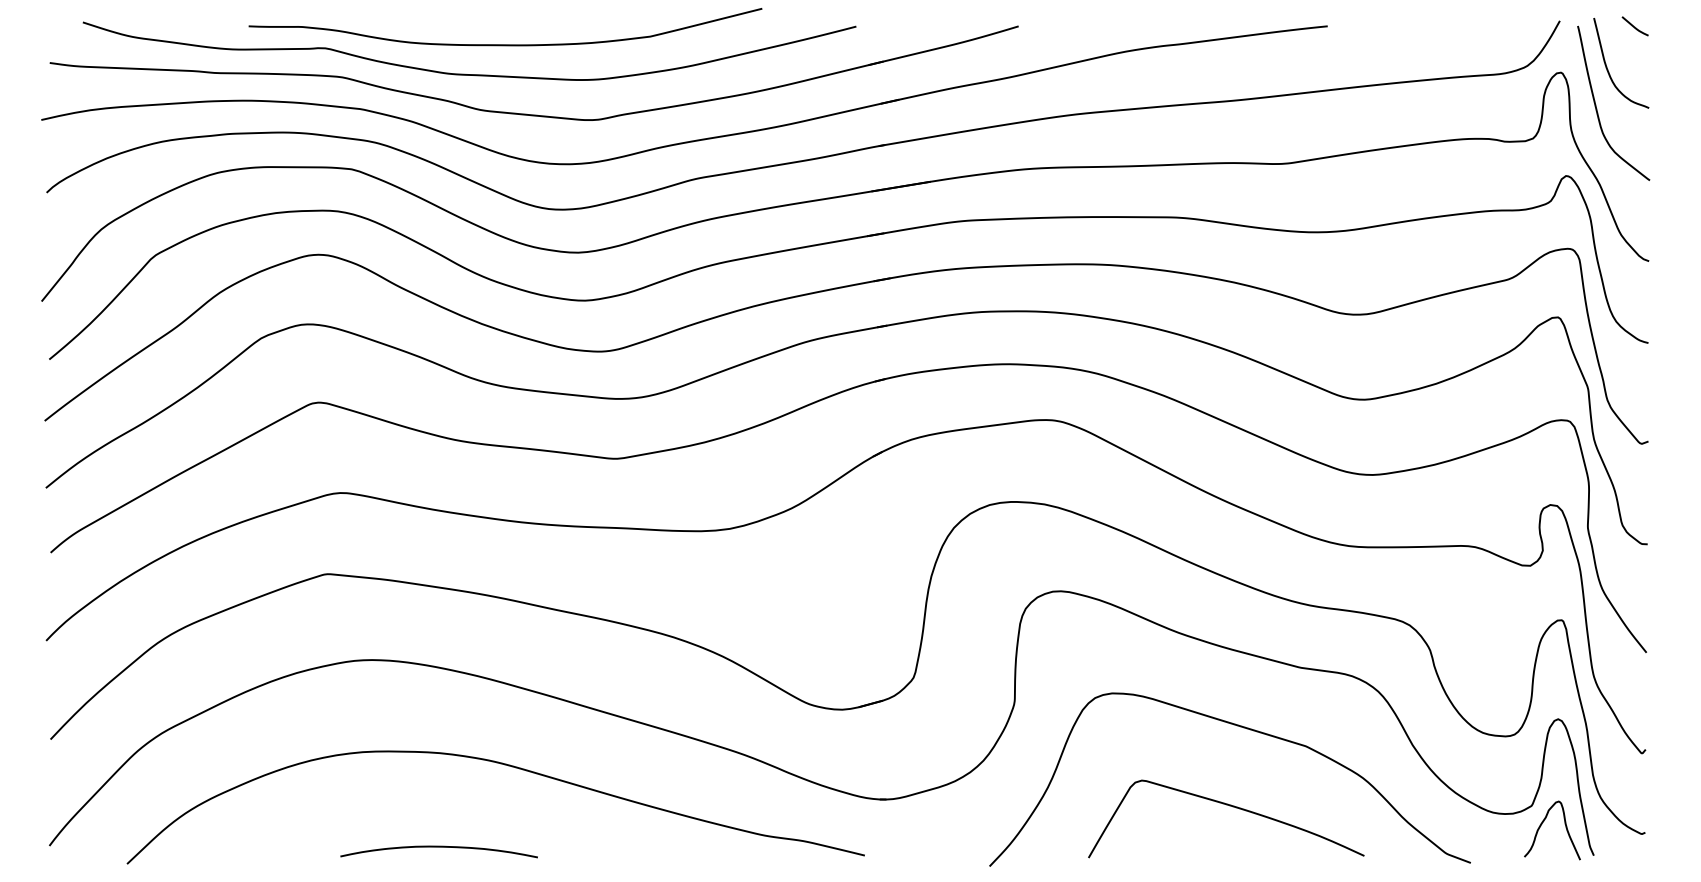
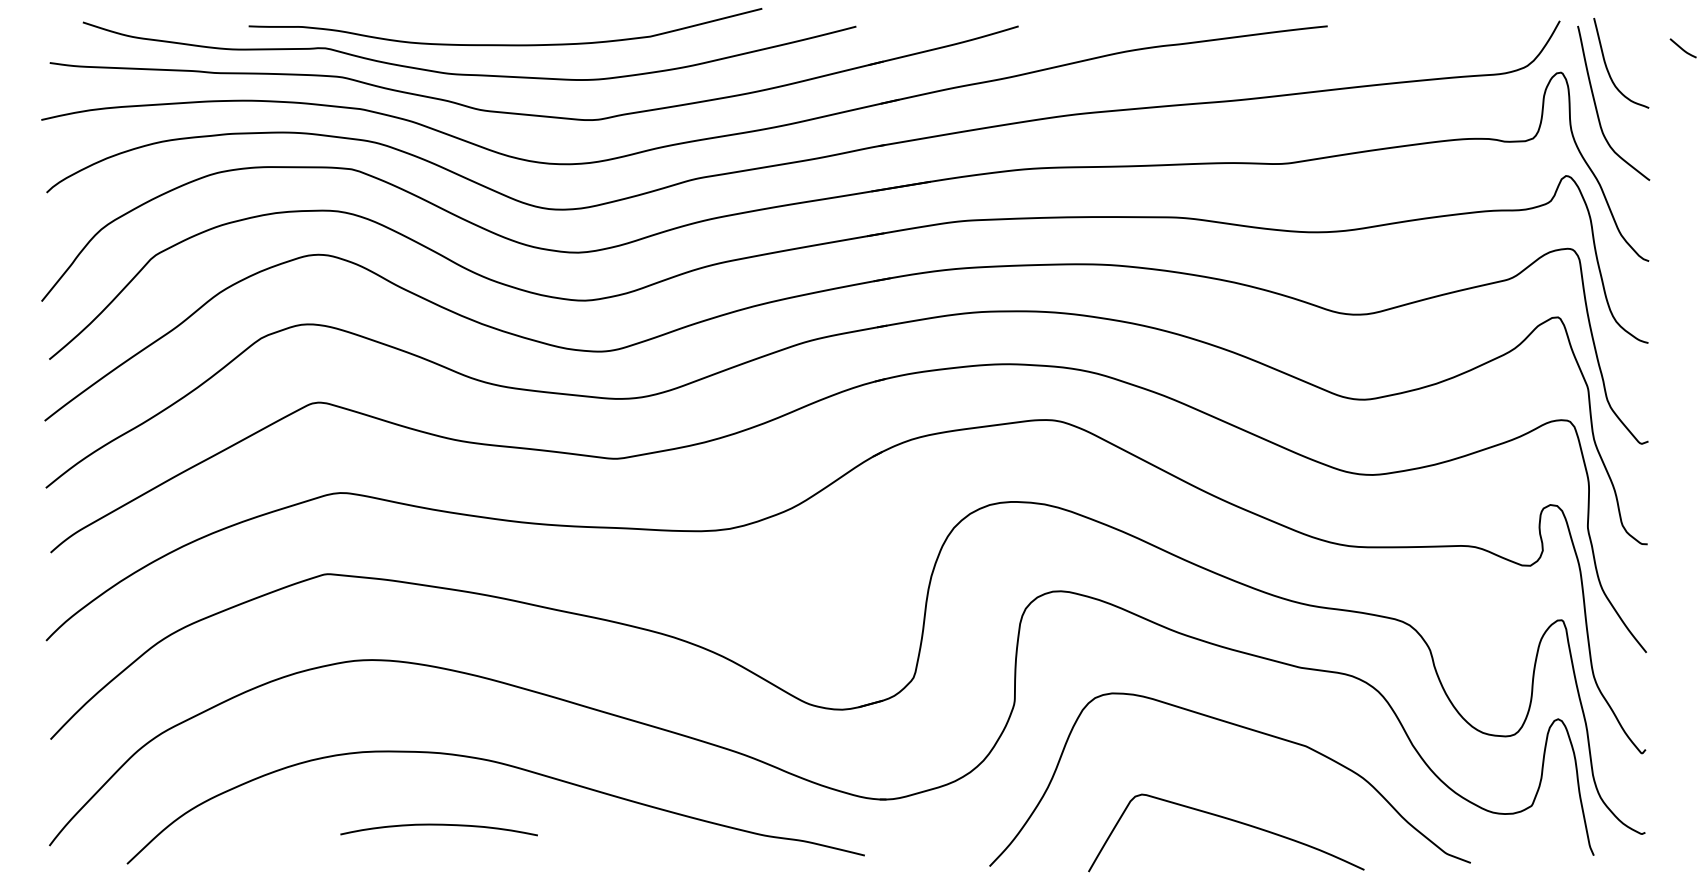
curve position: (1634, 26) -> (1682, 48) (1682, 48)
curve position: (1229, 806) -> (1229, 820) (1229, 820)
curve: present -> none (1542, 824)
curve position: (438, 847) -> (438, 825) (438, 825)
